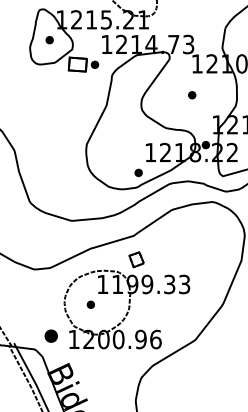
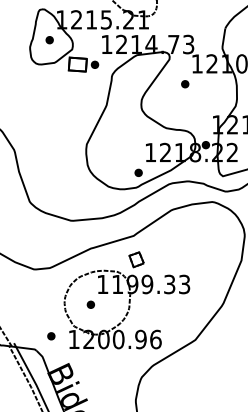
part position: (192, 95) -> (185, 84) (185, 84)
part size: 14x14 px -> 9x9 px (51, 336)
